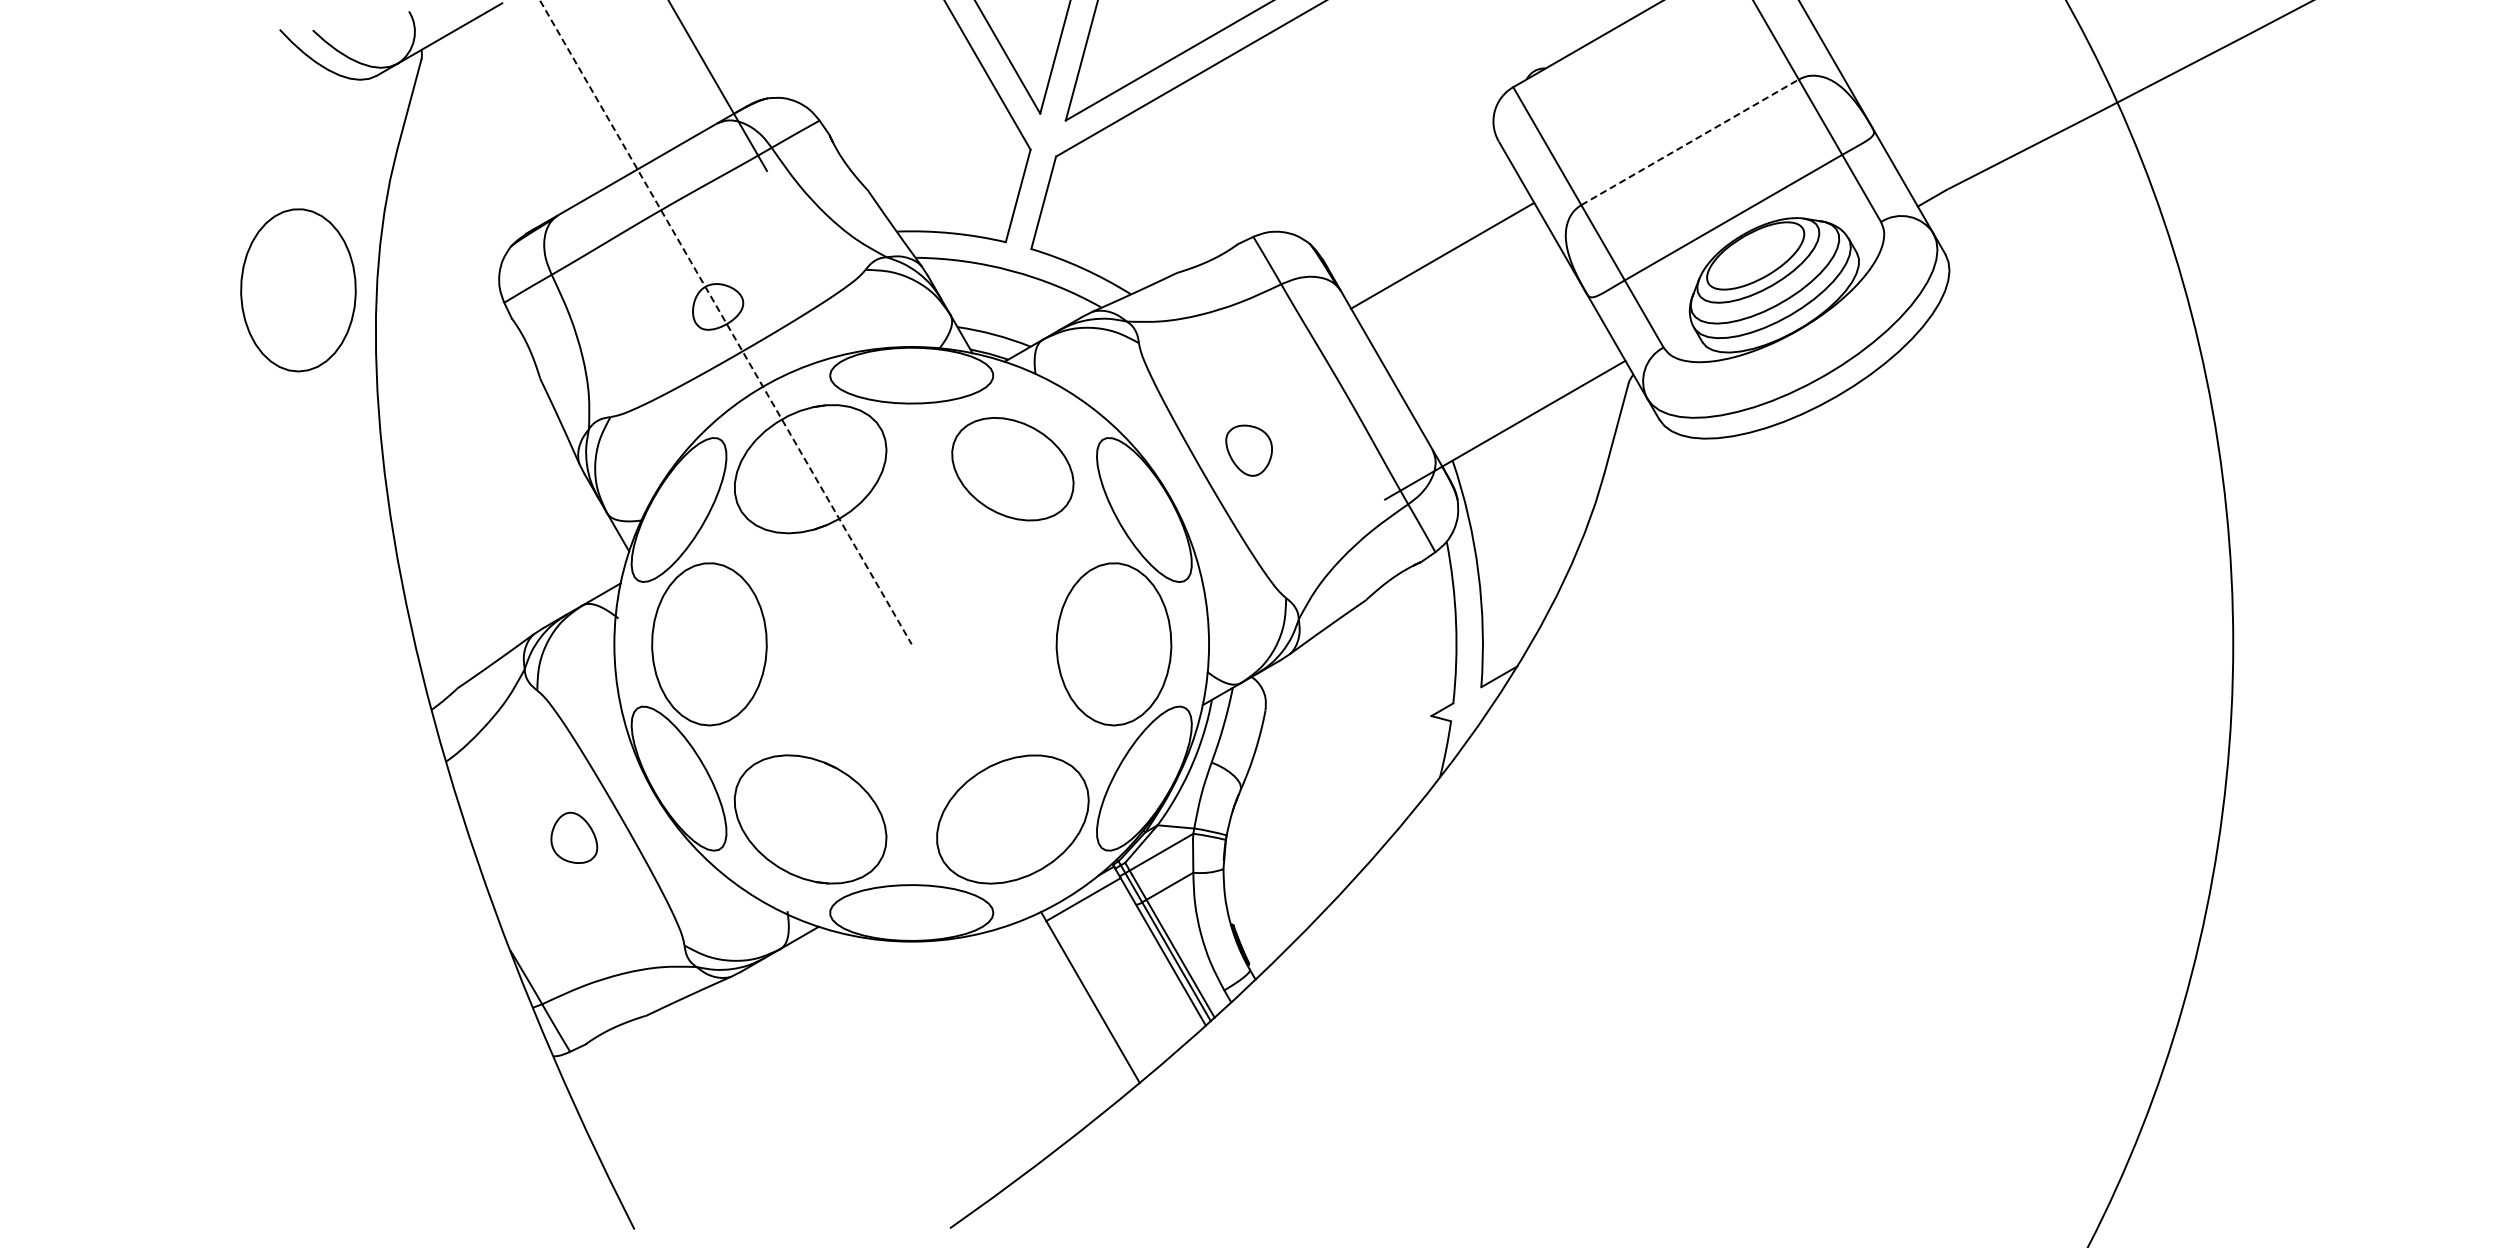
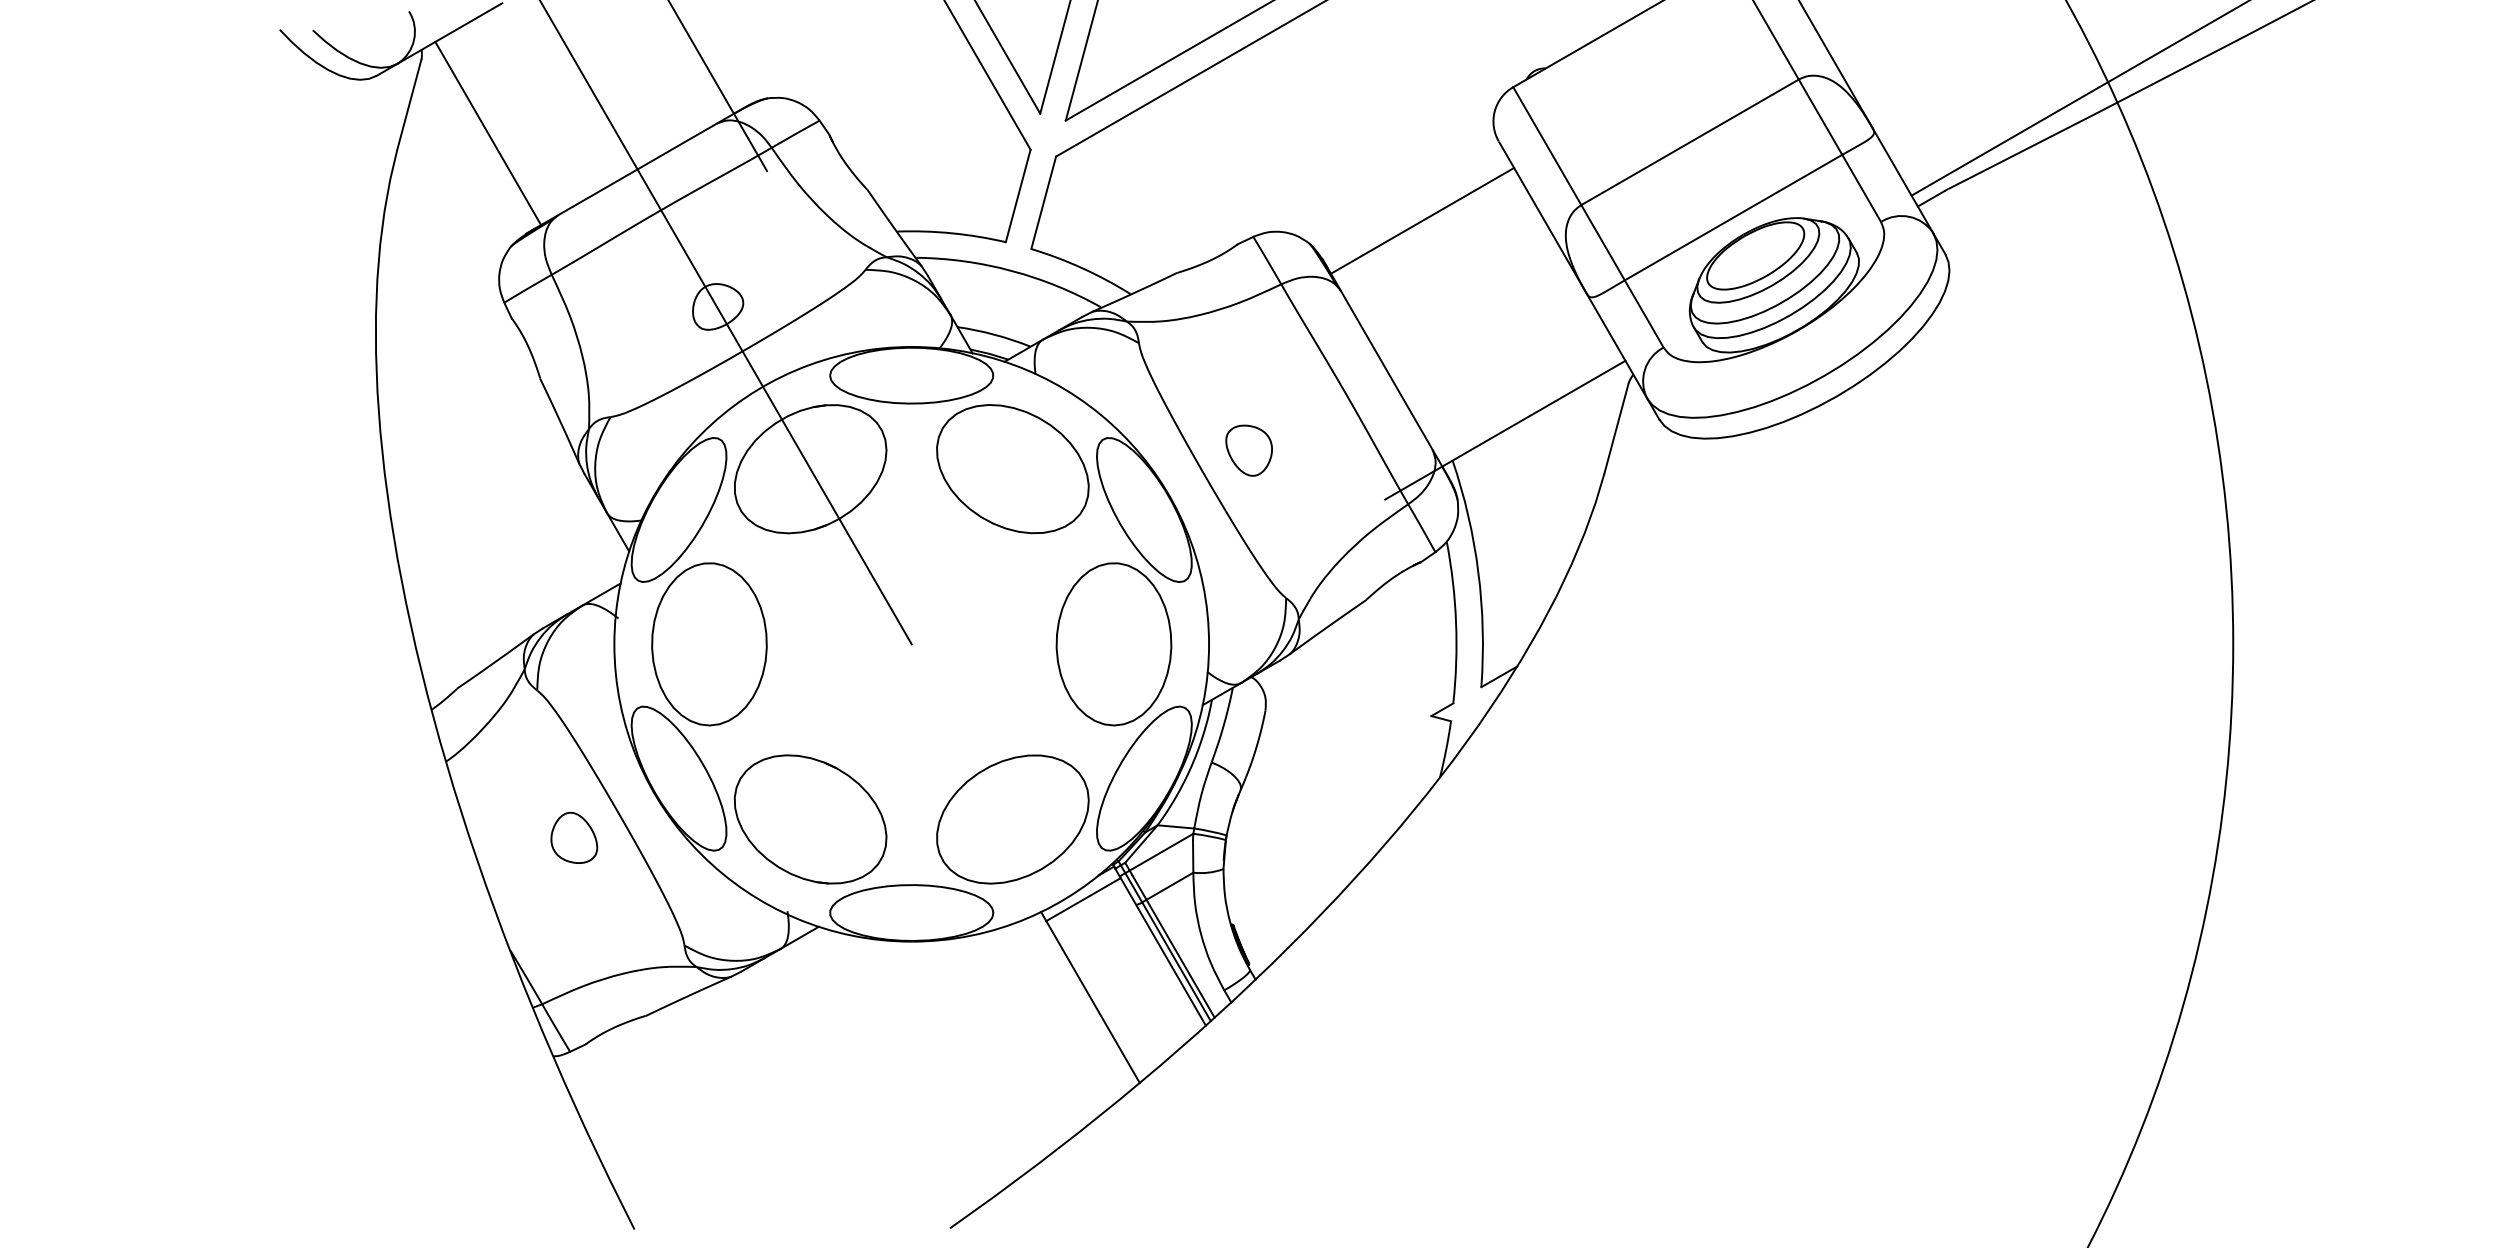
line: none -> present (2078, 98)
line: none -> present (488, 133)
line: dashed -> solid (1690, 142)
line position: (1442, 255) -> (1422, 220) (1422, 220)
part: present -> none (298, 290)
line: dashed -> solid (725, 322)
part size: 124x105 px -> 154x131 px (1012, 469)
